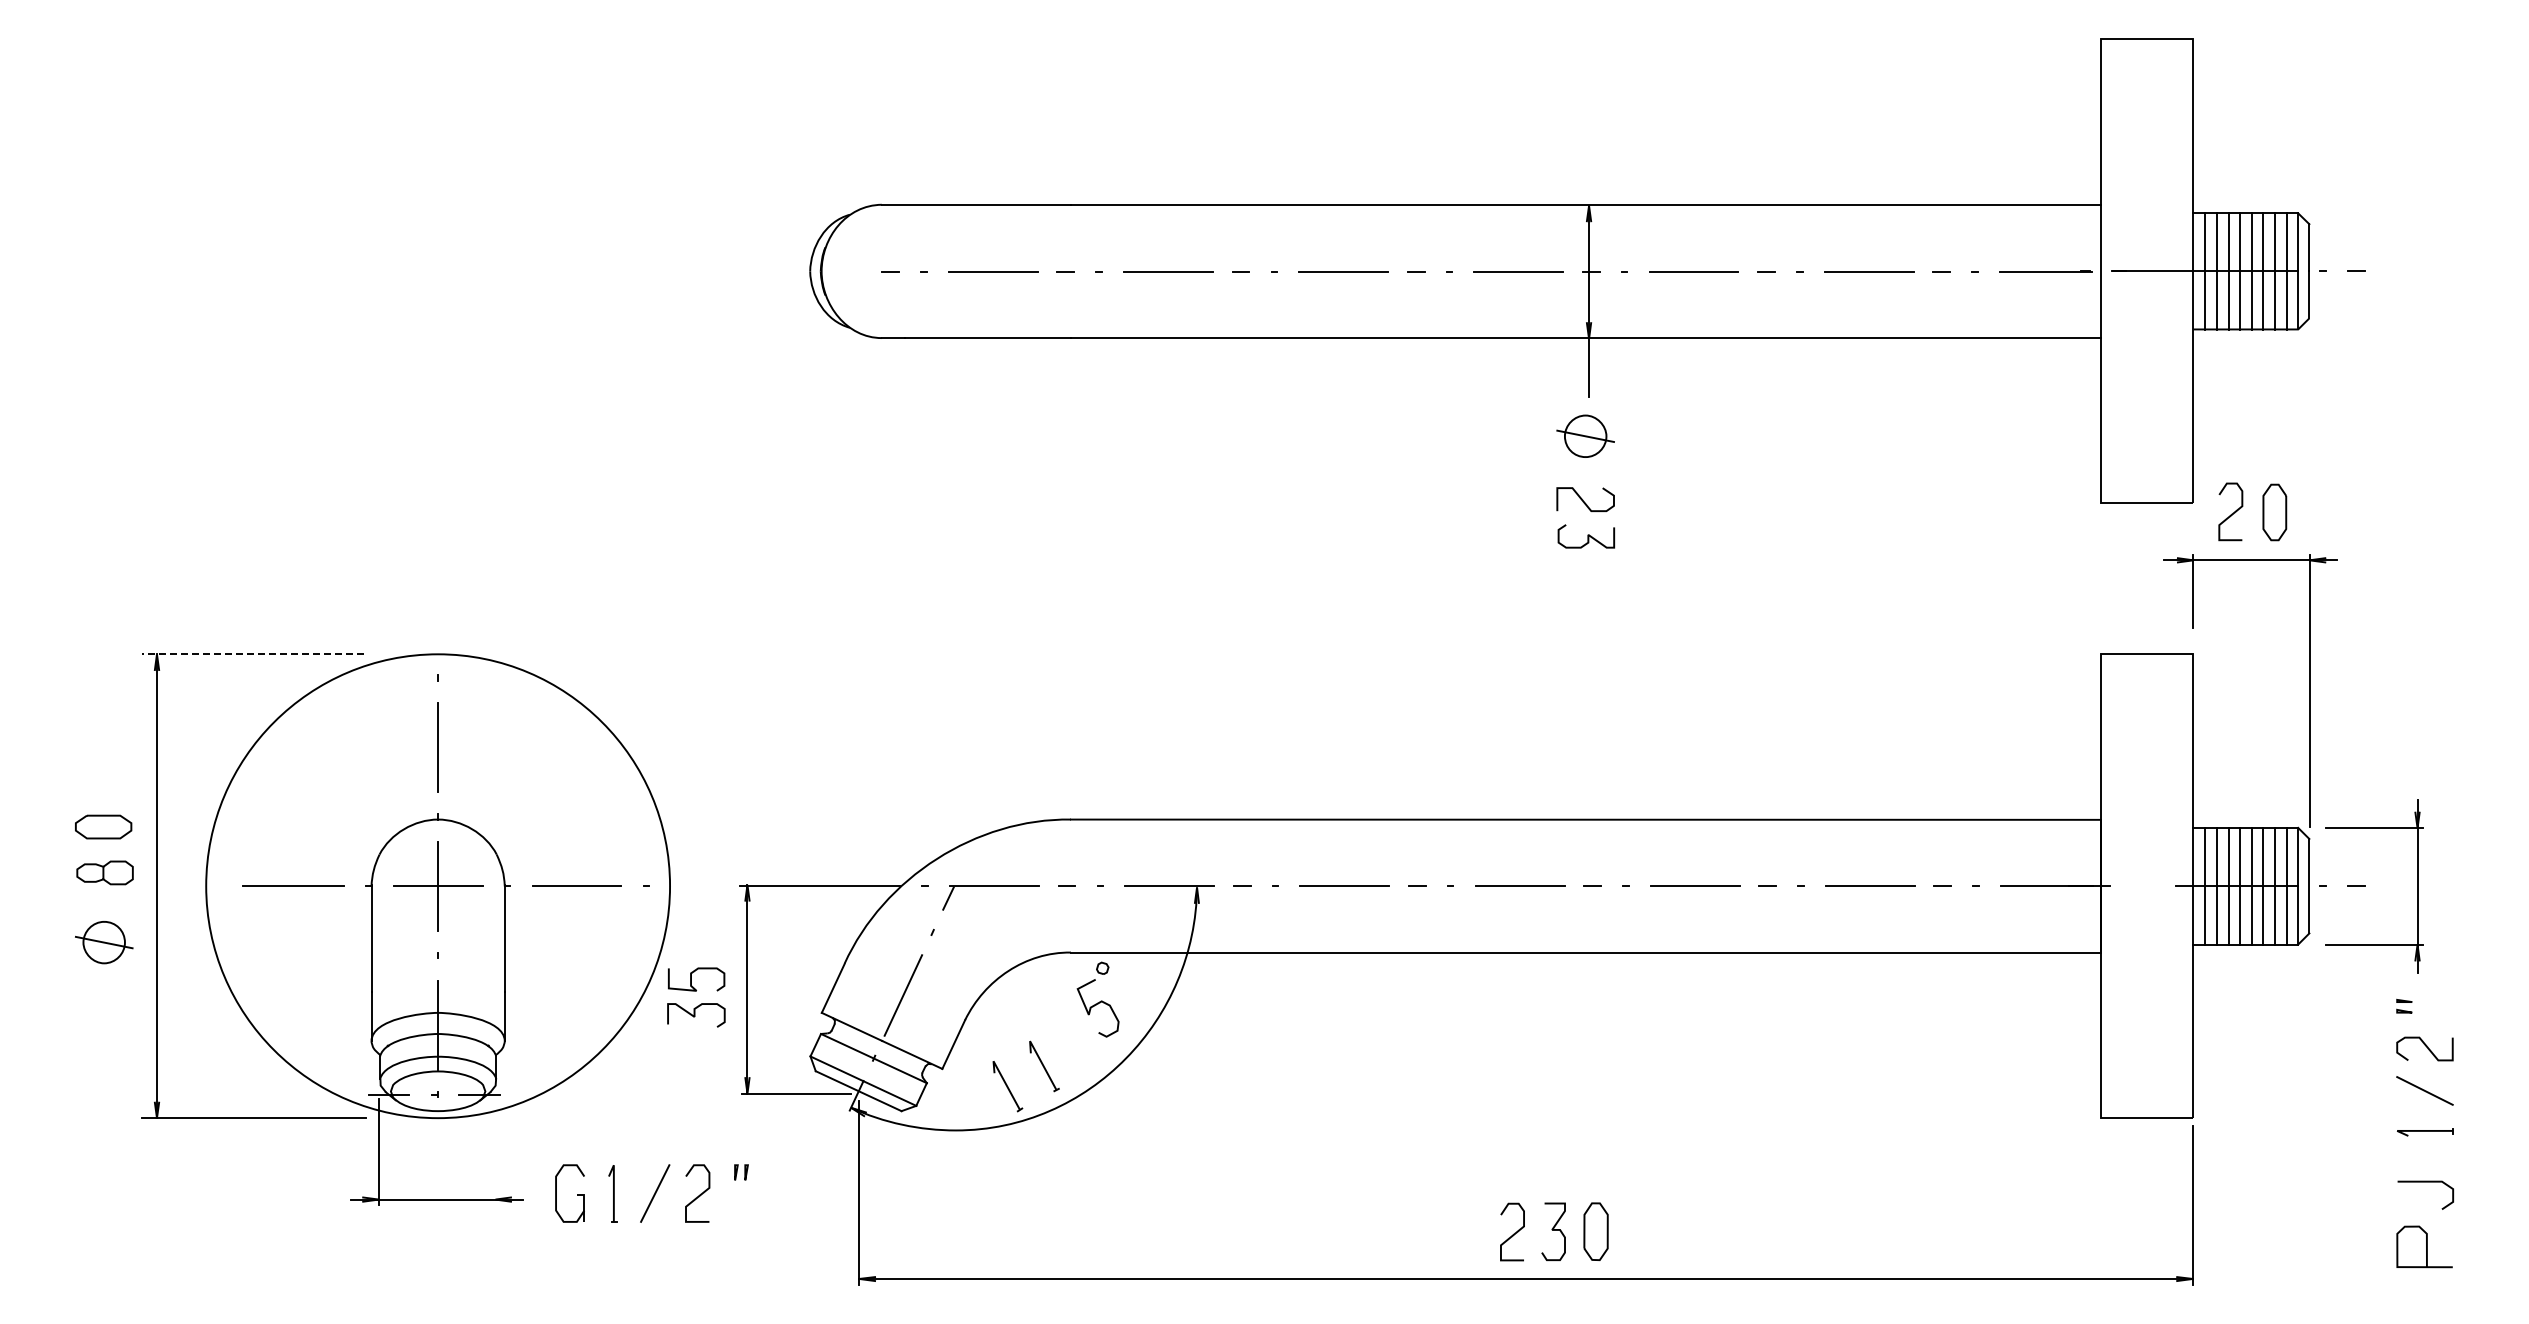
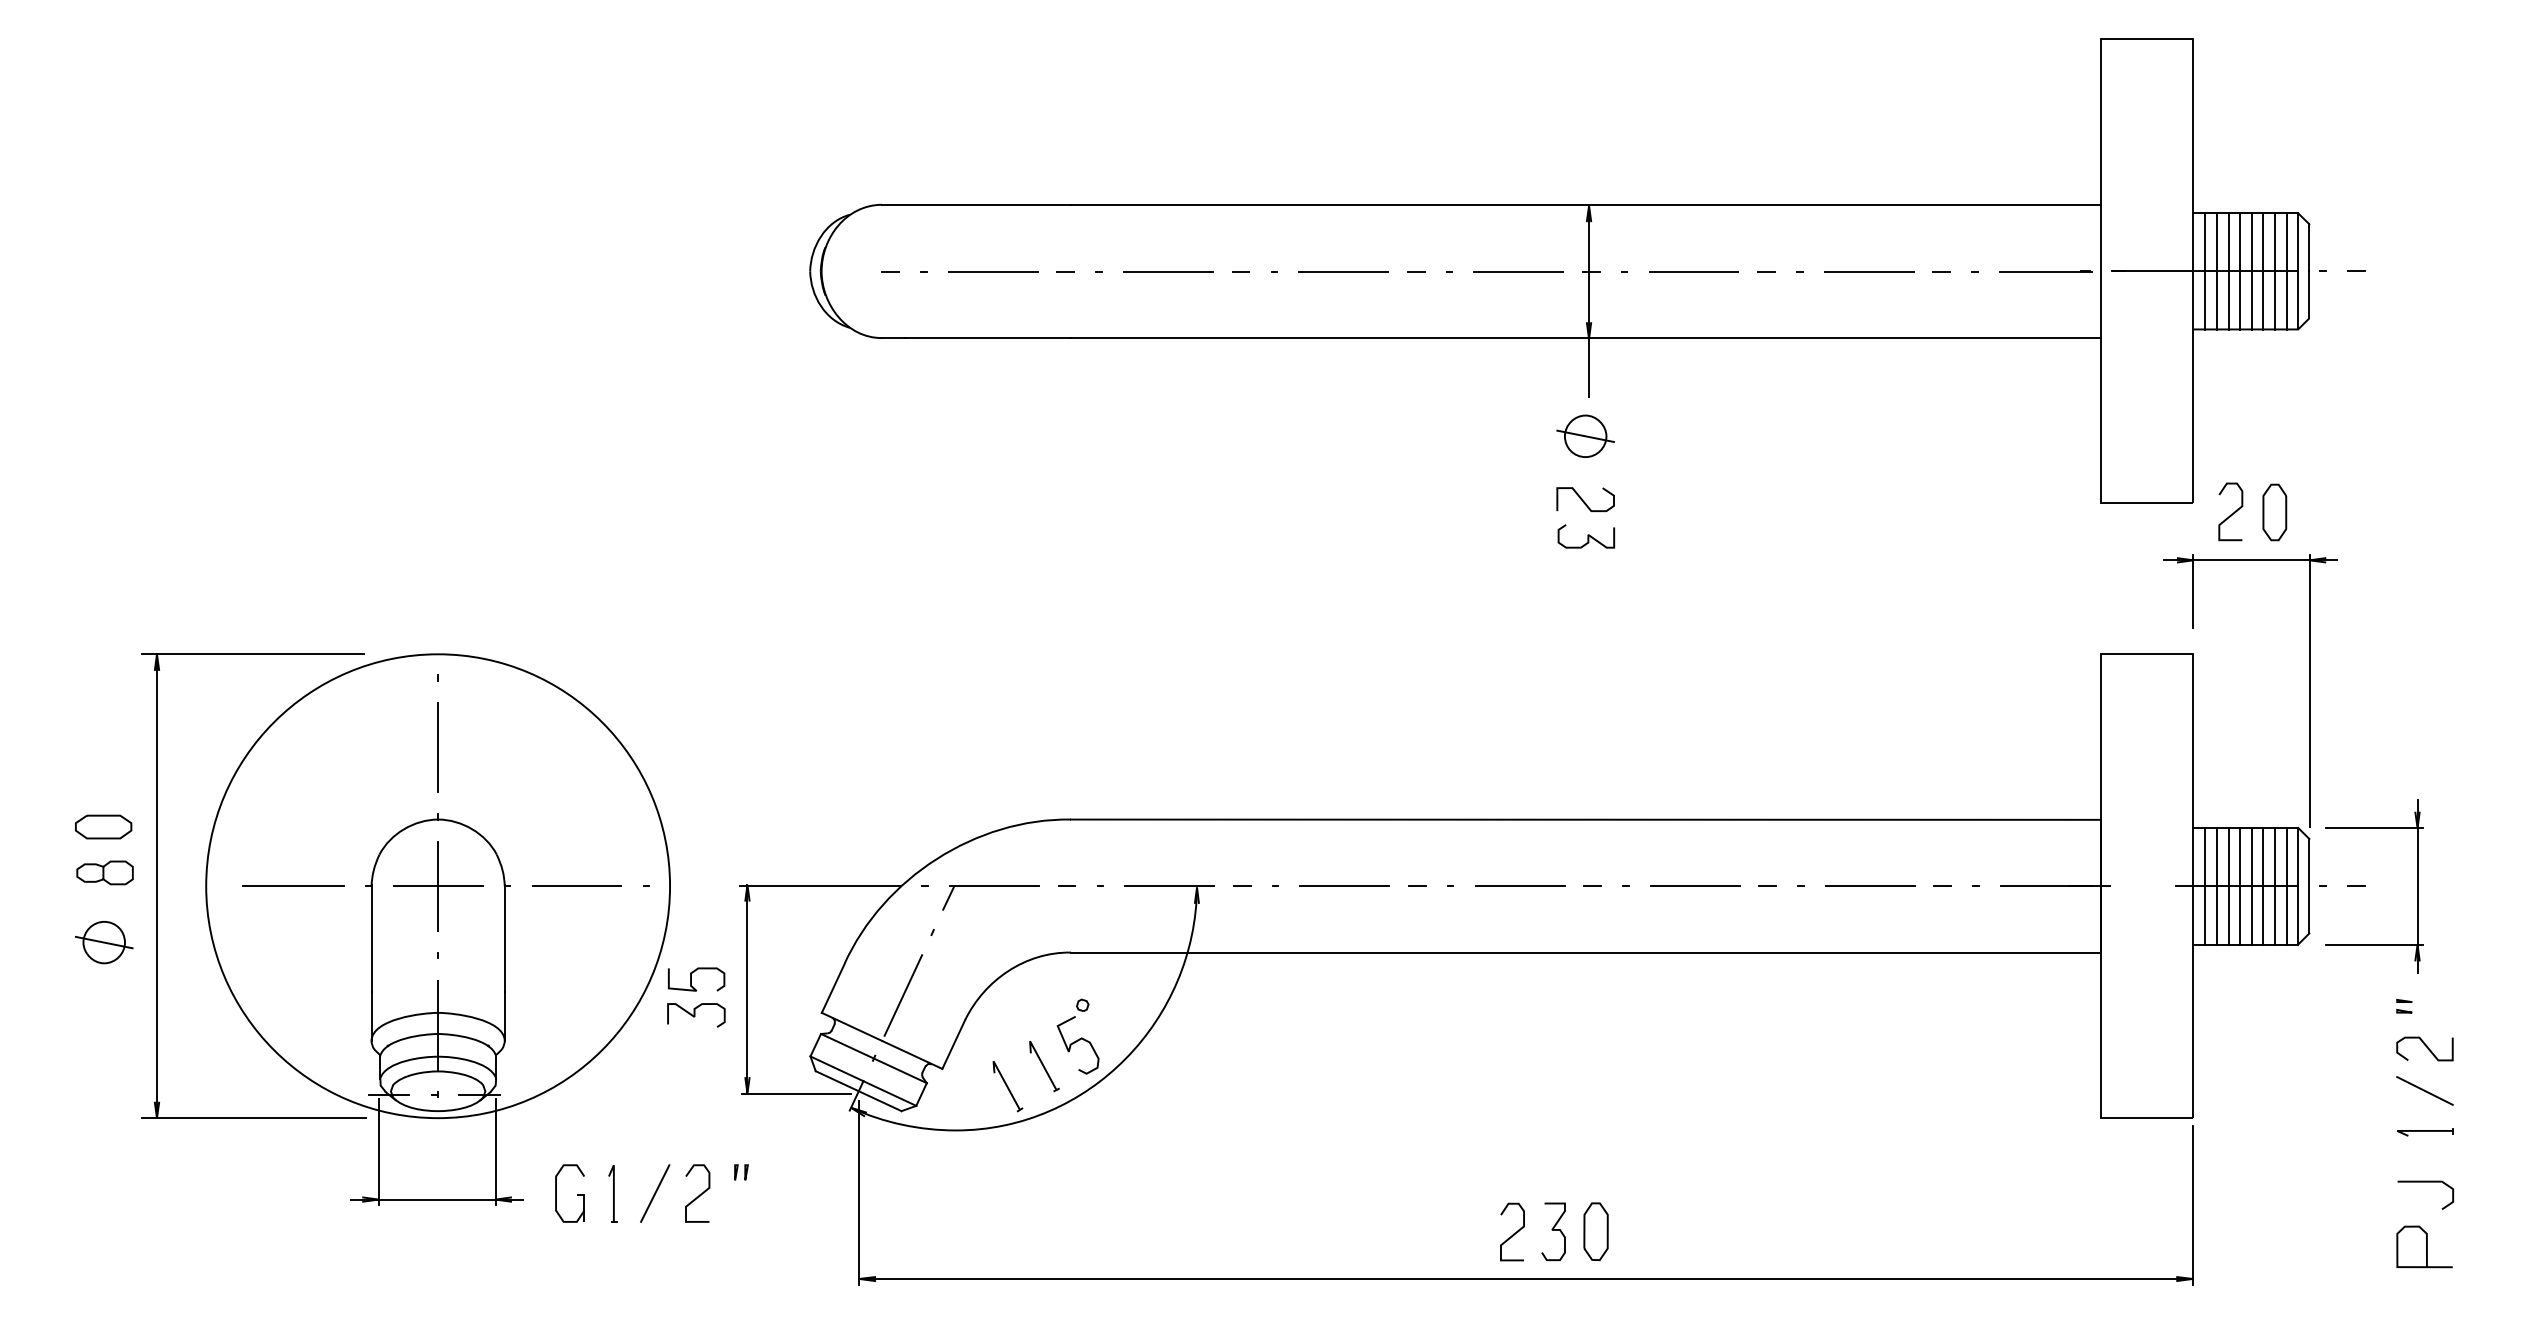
line: dashed -> solid (253, 654)
part position: (1097, 999) -> (1077, 1036) (1077, 1036)
line: none -> present (495, 1151)
